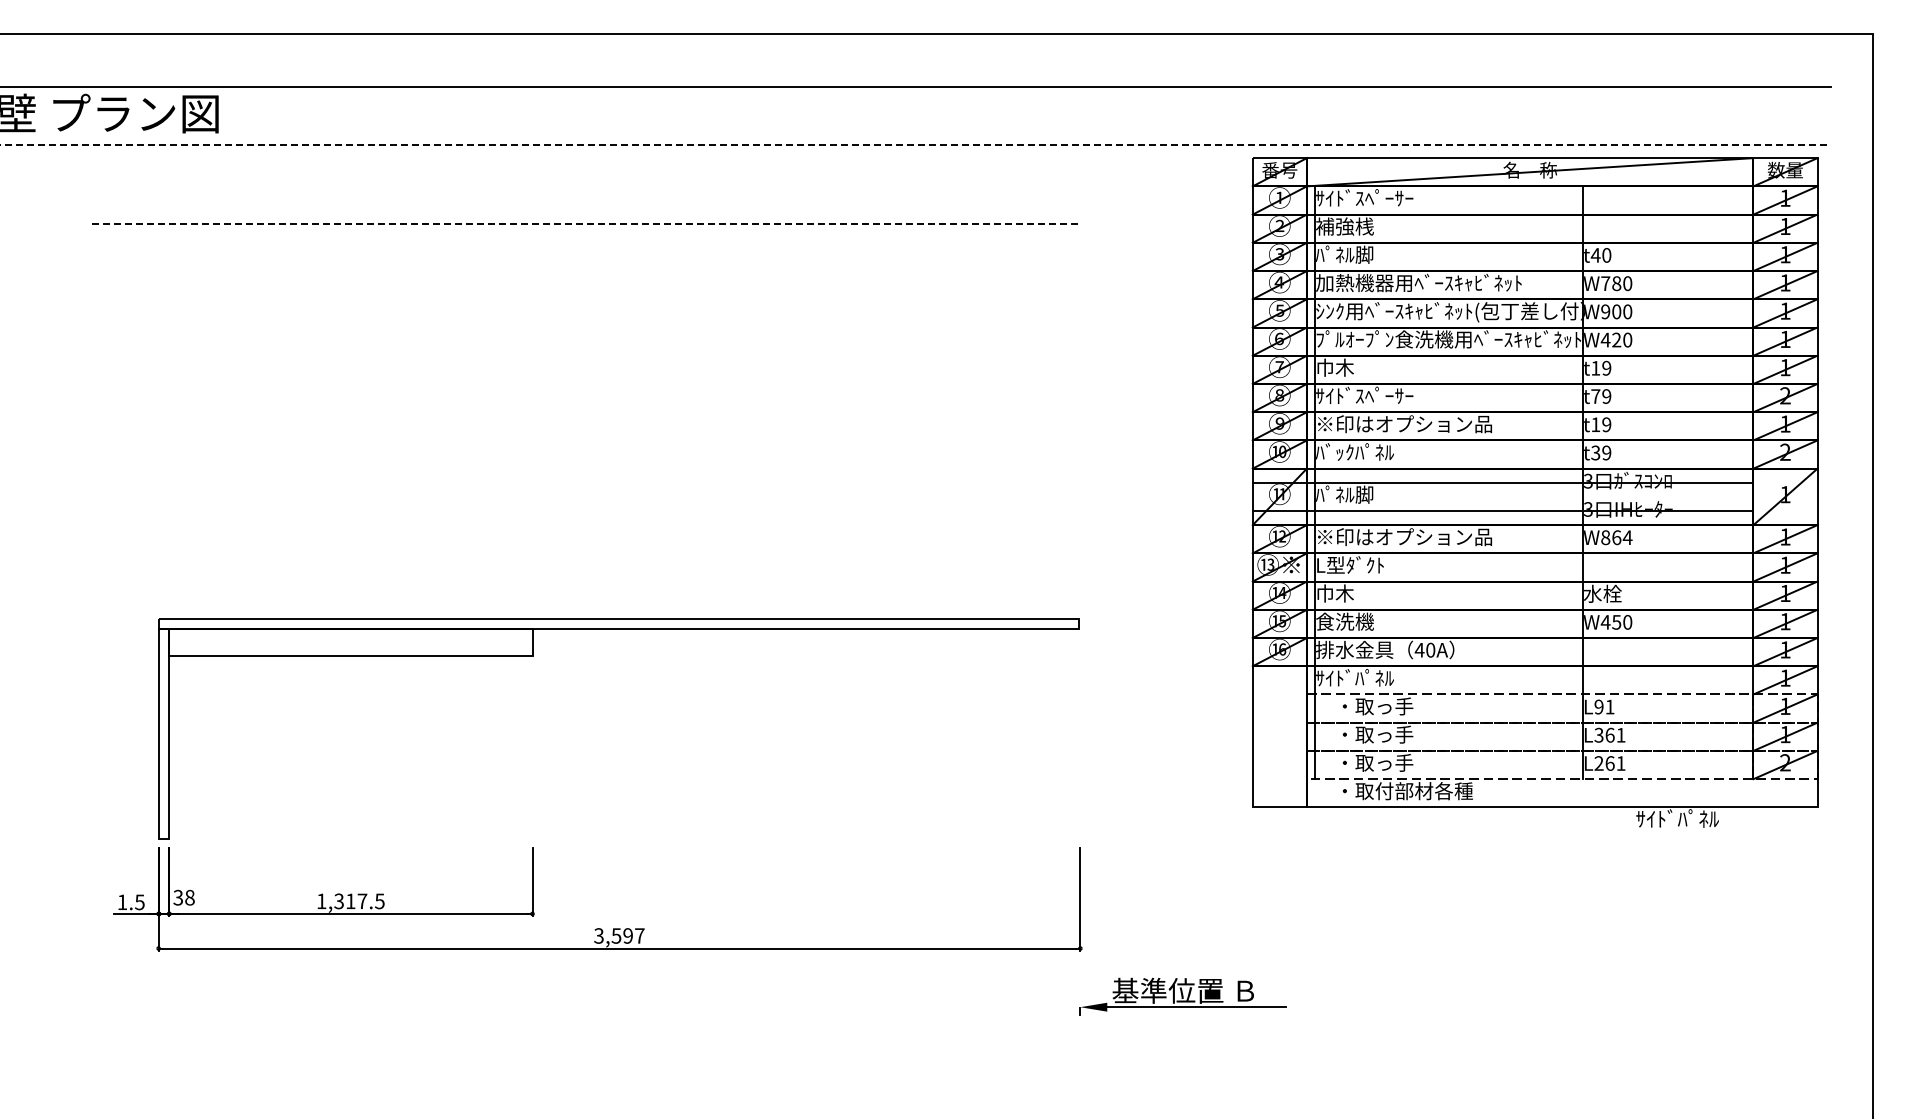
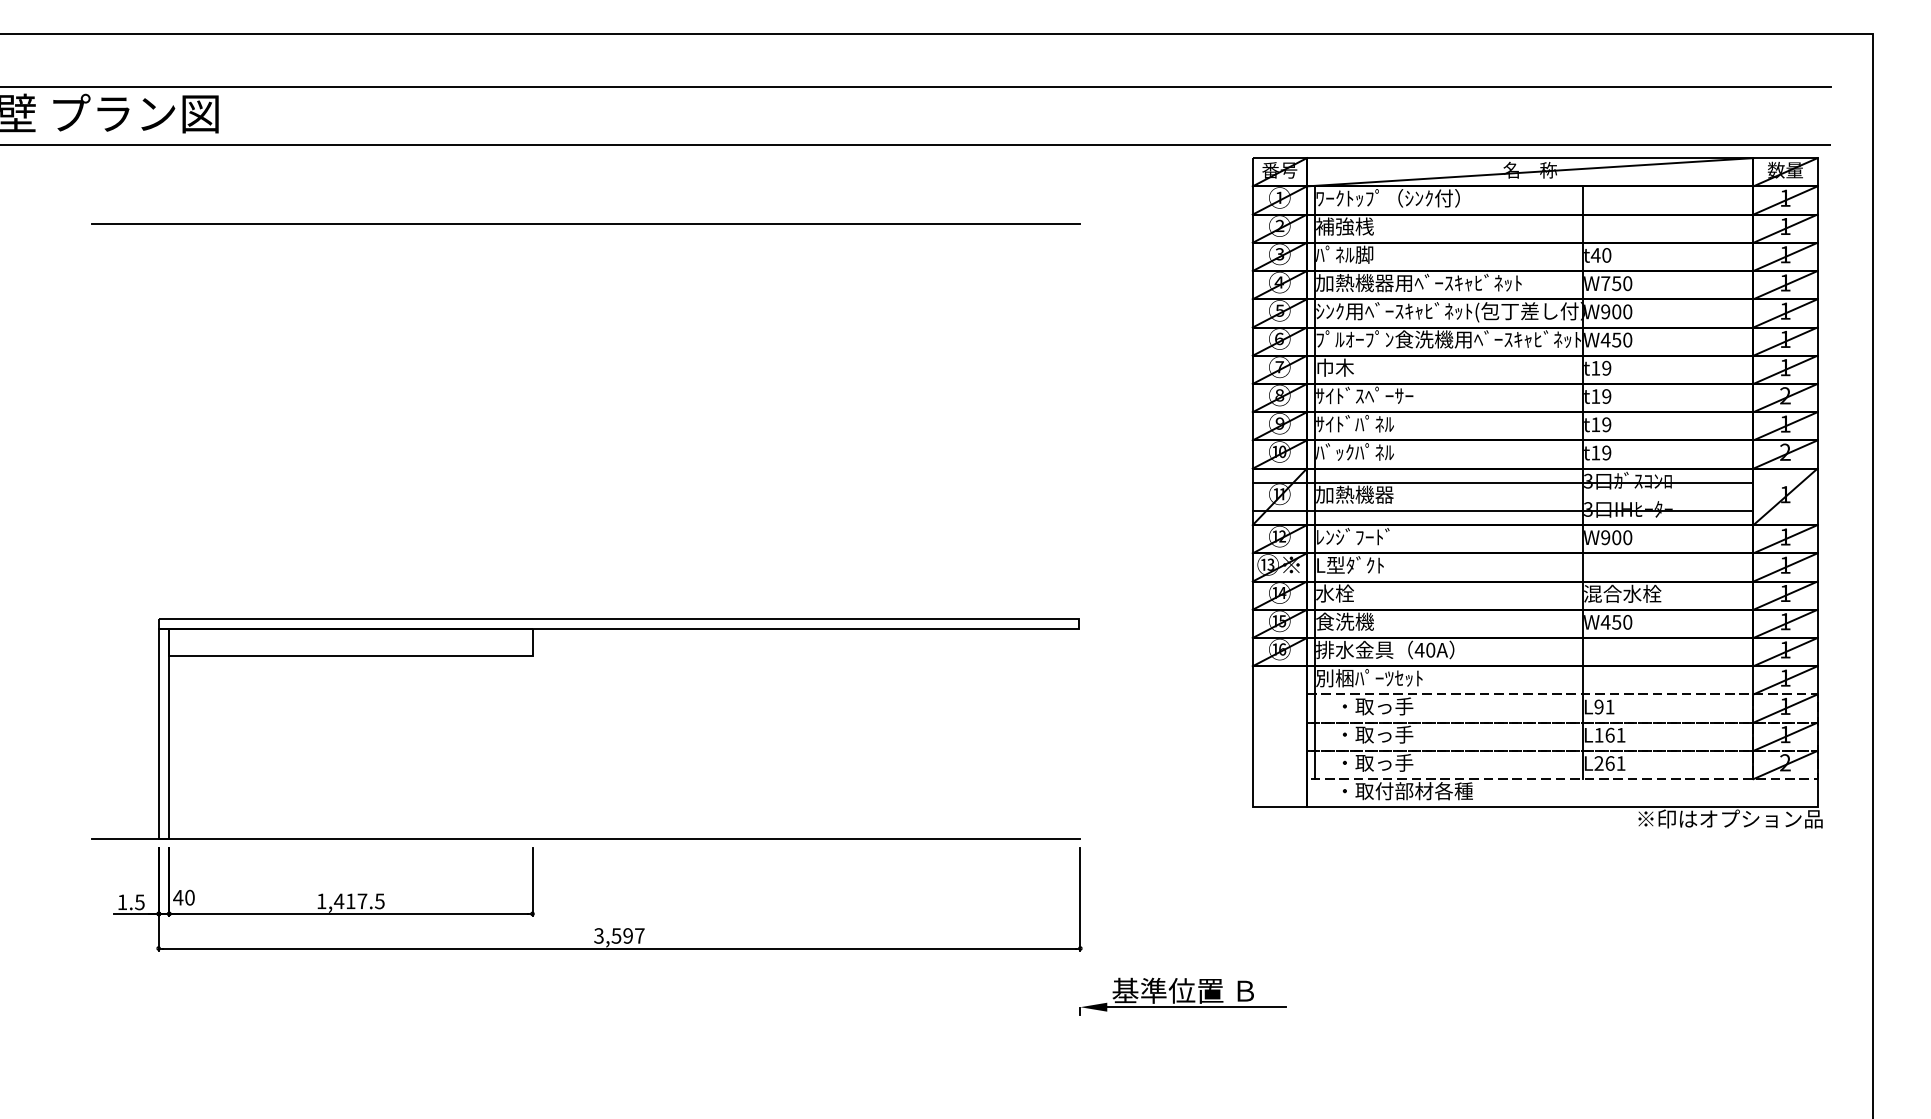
line: dashed -> solid (916, 145)
text: ｻｲﾄﾞｽﾍﾟｰｻｰ -> ﾜｰｸﾄｯﾌﾟ（ｼﾝｸ付） (1387, 198)
line: dashed -> solid (586, 223)
text: W780 -> W750 (1616, 283)
text: W420 -> W450 (1616, 339)
text: t79 -> t19 (1595, 396)
text: ※印はオプション品 -> ｻｲﾄﾞﾊﾟﾈﾙ (1404, 423)
text: t39 -> t19 (1595, 452)
text: ﾊﾟﾈﾙ脚 -> 加熱機器 (1354, 494)
text: ※印はオプション品 -> ﾚﾝｼﾞﾌｰﾄﾞ (1404, 536)
text: W864 -> W900 (1616, 537)
text: 巾木 -> 水栓 (1334, 593)
text: 水栓 -> 混合水栓 (1622, 593)
text: ｻｲﾄﾞﾊﾟﾈﾙ -> 別梱ﾊﾟｰﾂｾｯﾄ (1369, 678)
text: L361 -> L161 (1598, 734)
text: ｻｲﾄﾞﾊﾟﾈﾙ -> ※印はオプション品 (1729, 818)
line: none -> present (586, 838)
text: 38 -> 40 (183, 897)
text: 1,317.5 -> 1,417.5 (338, 901)
